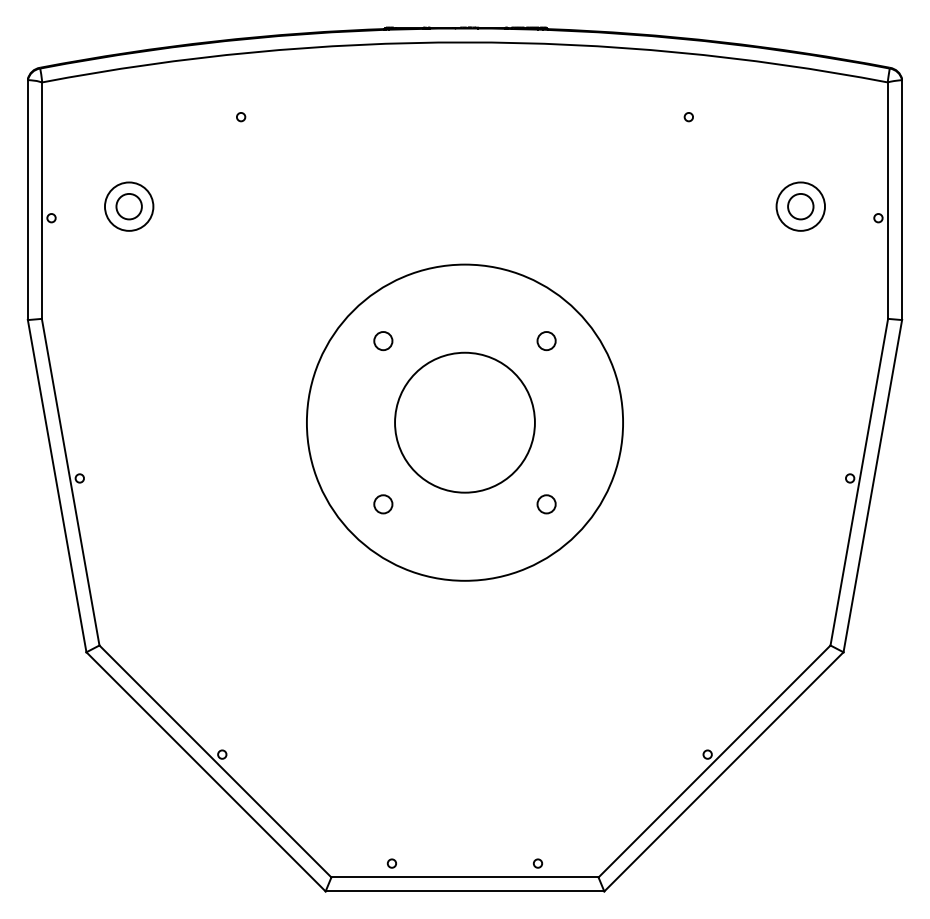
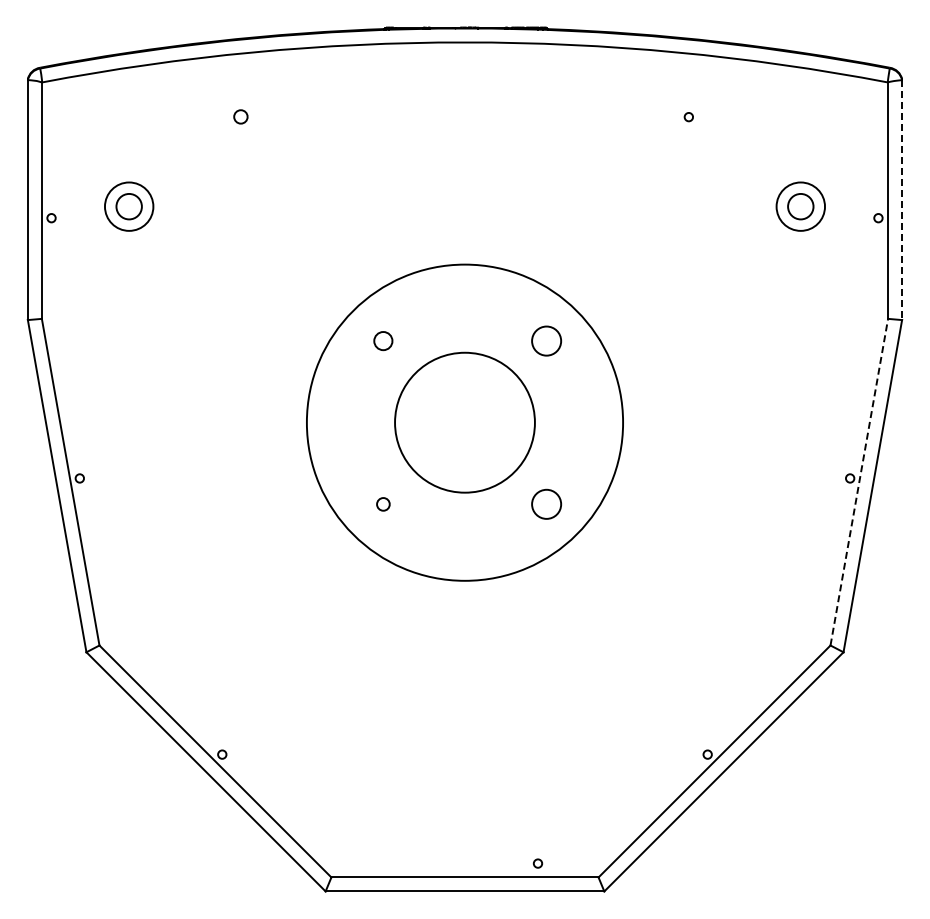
circle size: 11x11 px -> 16x16 px (240, 116)
line: solid -> dashed (902, 200)
circle diameter: 18 px -> 29 px (546, 340)
line: solid -> dashed (859, 482)
circle size: 21x21 px -> 15x15 px (383, 504)
circle diameter: 18 px -> 29 px (546, 503)
circle: present -> none (391, 863)
